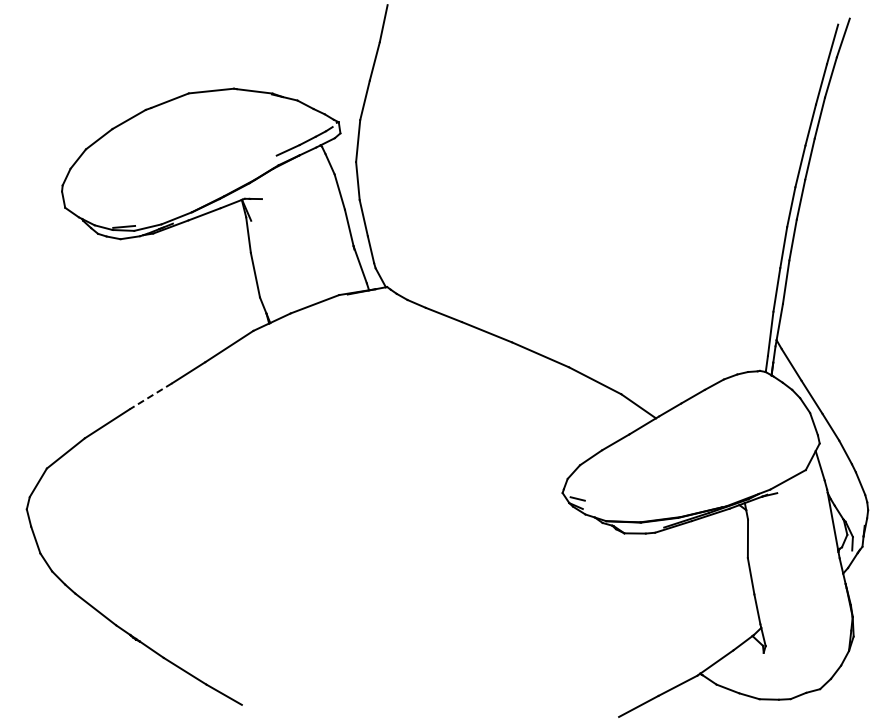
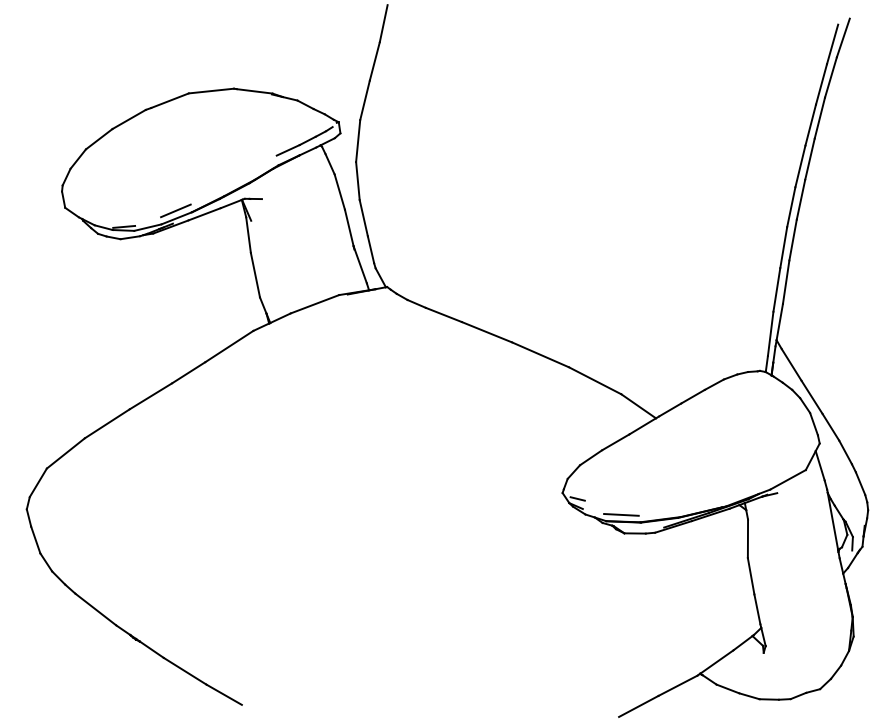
line: none -> present (175, 210)
line: dashed -> solid (150, 396)
line: none -> present (621, 514)
